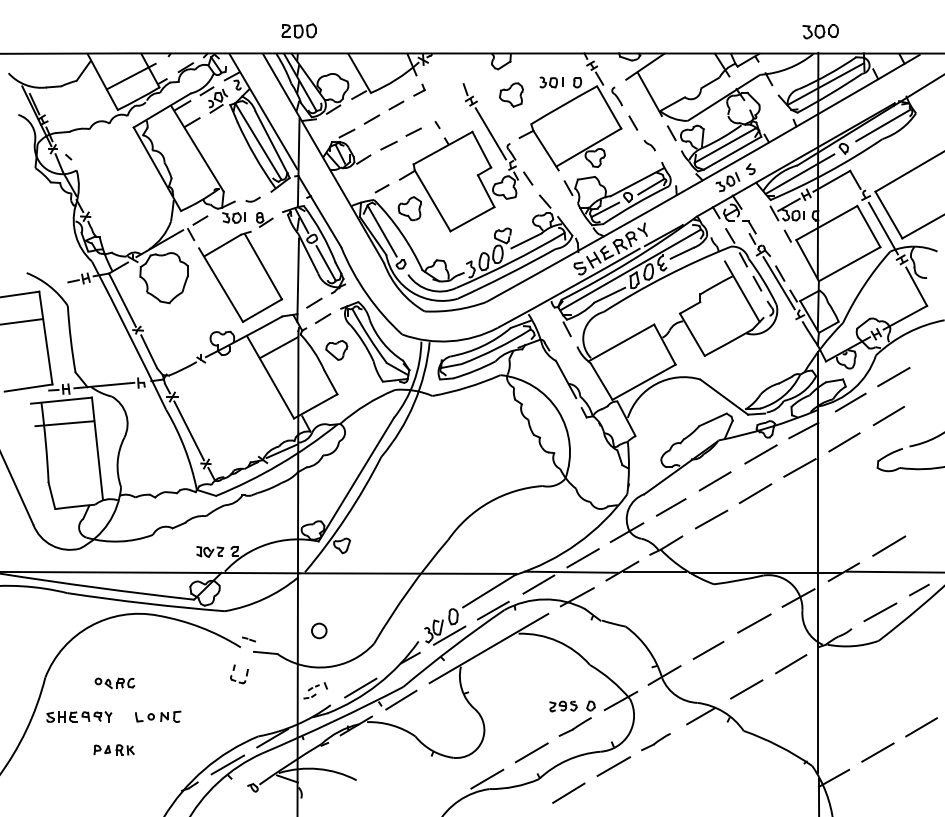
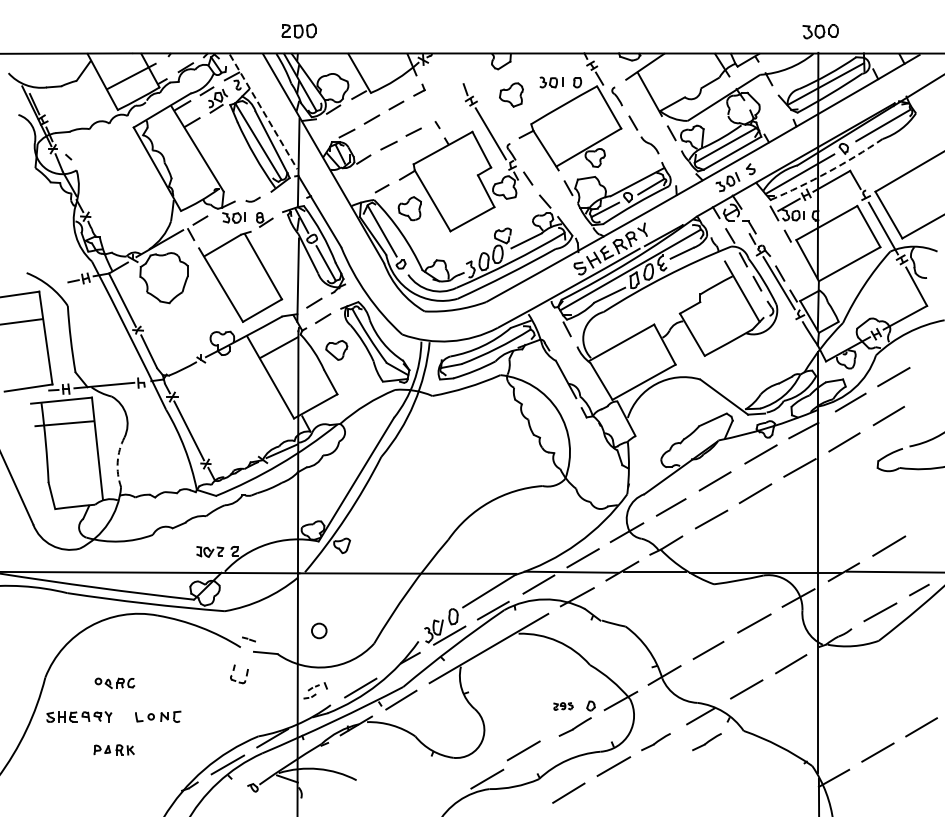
line: solid -> dashed (263, 111)
part size: 13x12 px -> 20x19 px (649, 145)
arc: solid -> dashed (828, 172)
arc: solid -> dashed (117, 462)
part size: 29x13 px -> 21x9 px (563, 706)
part: none -> present (706, 742)
line position: (531, 752) -> (523, 750) (523, 750)
